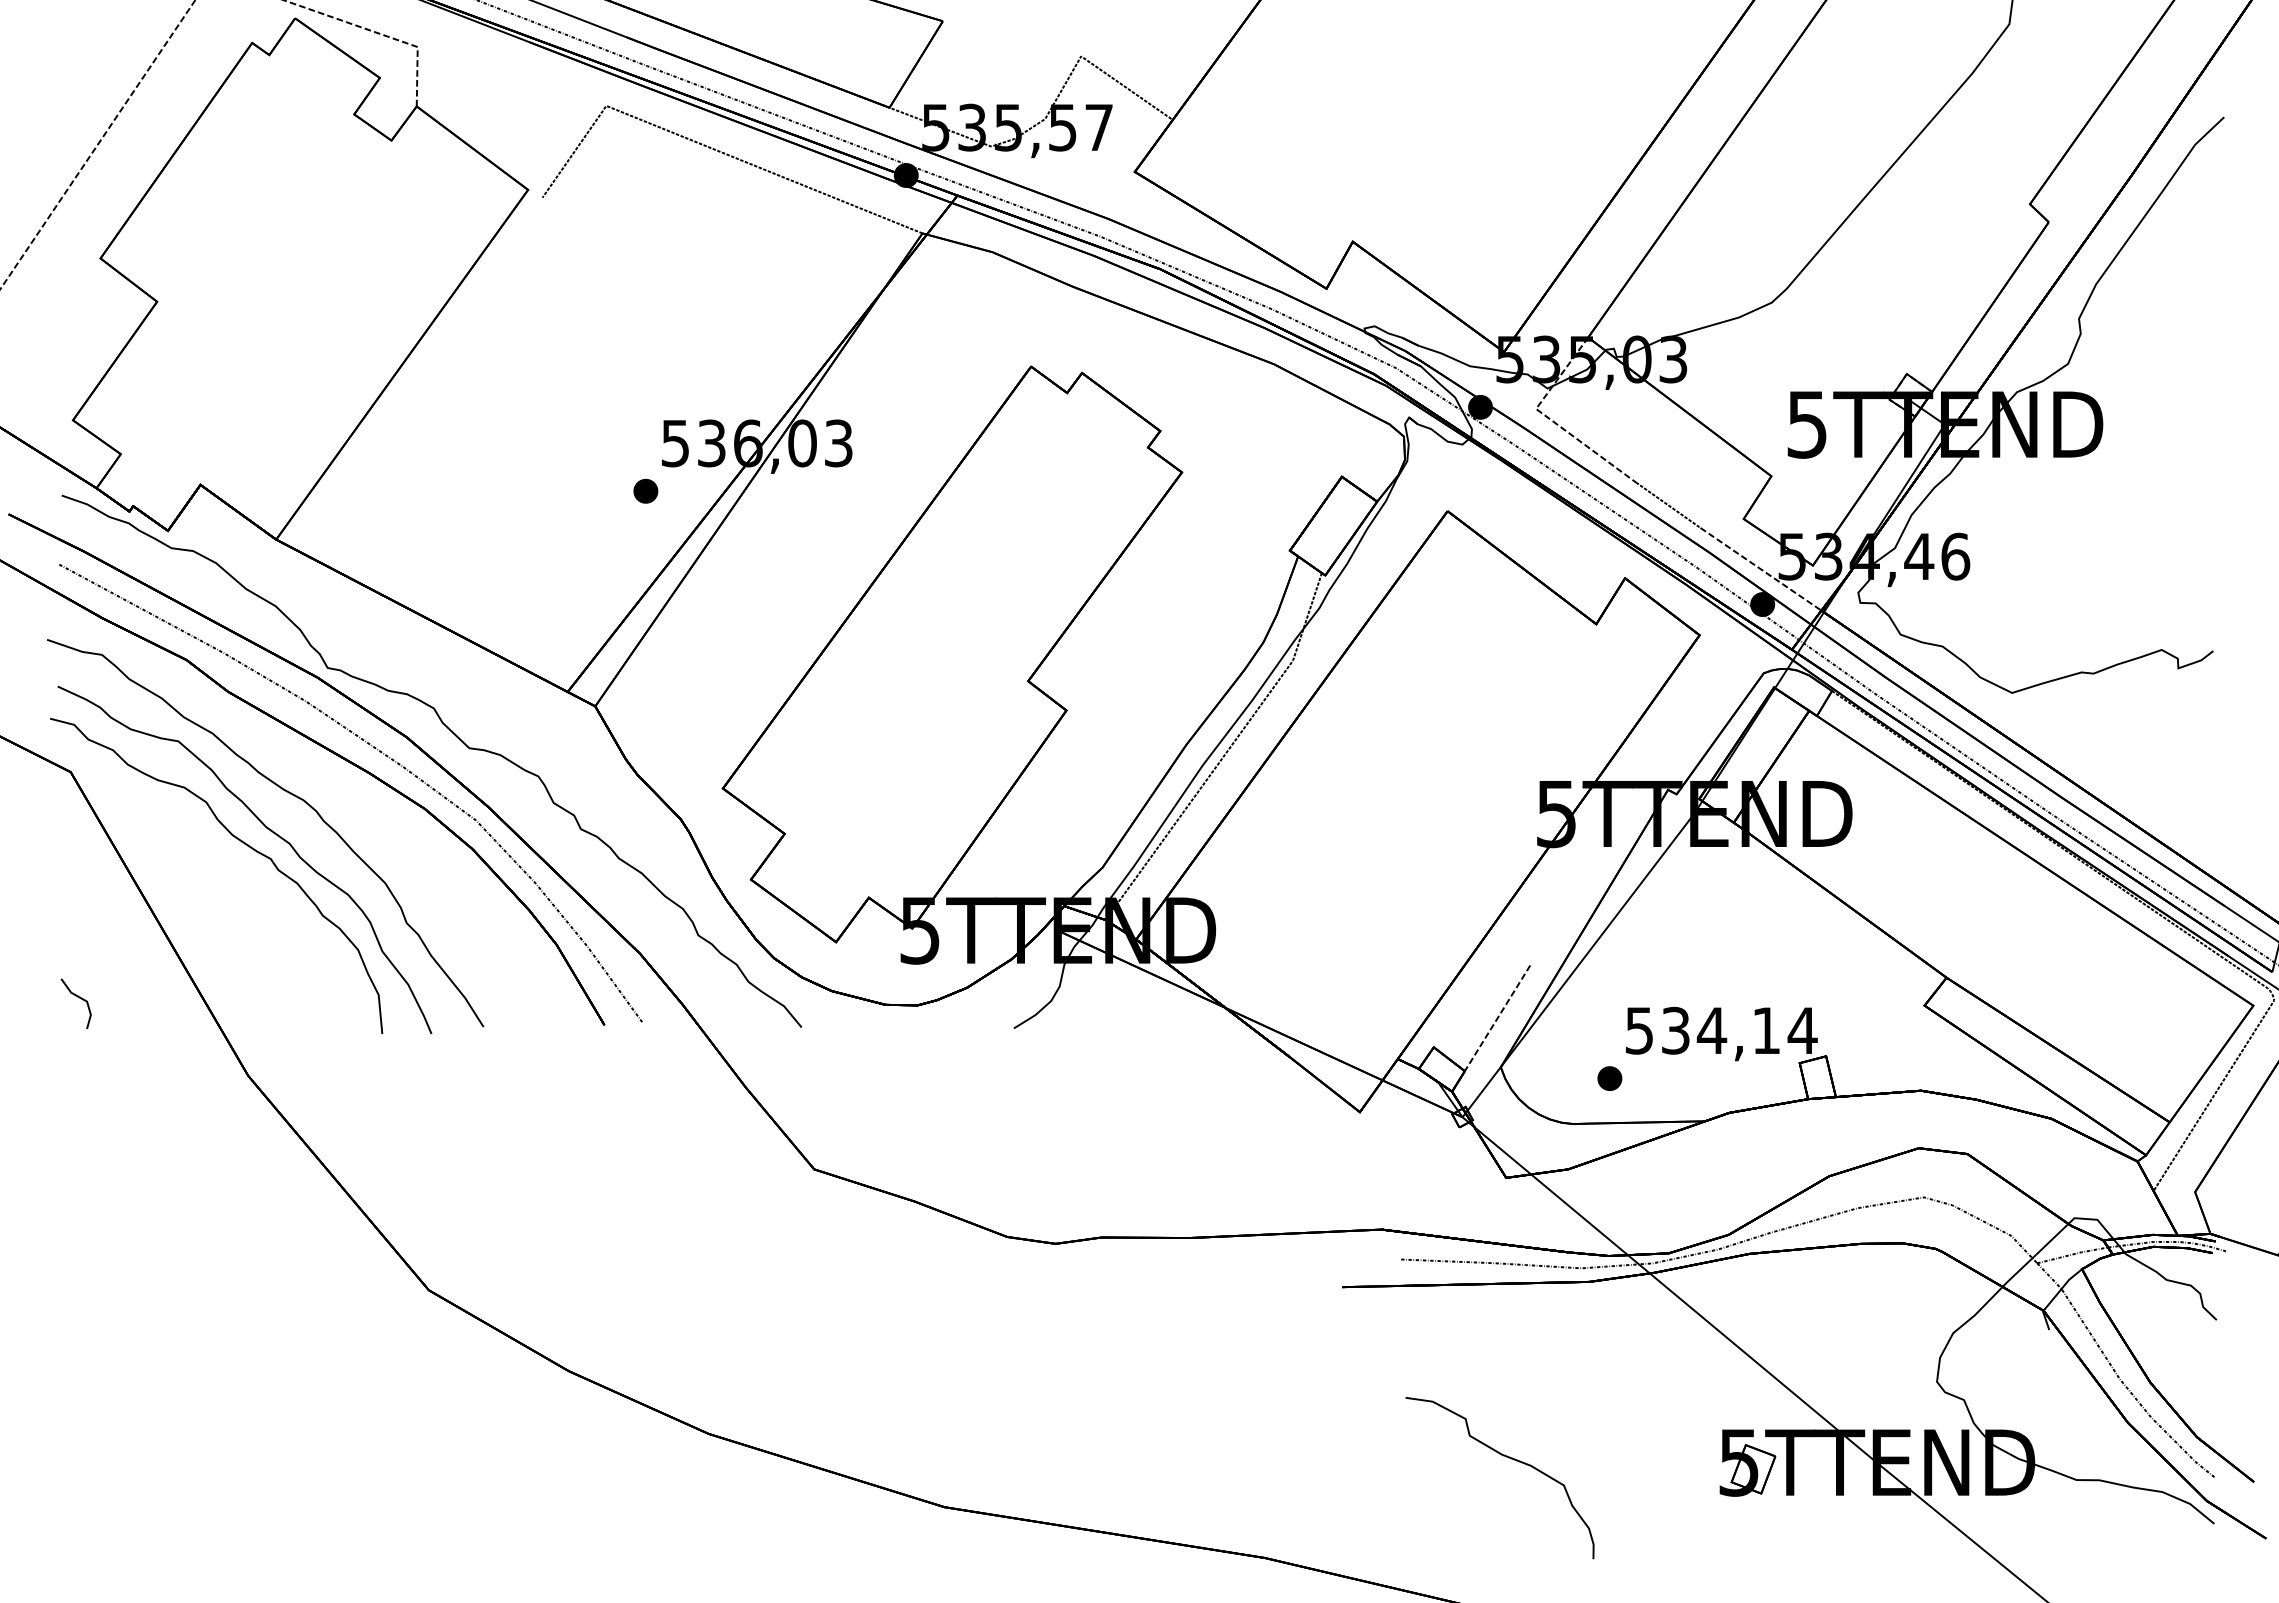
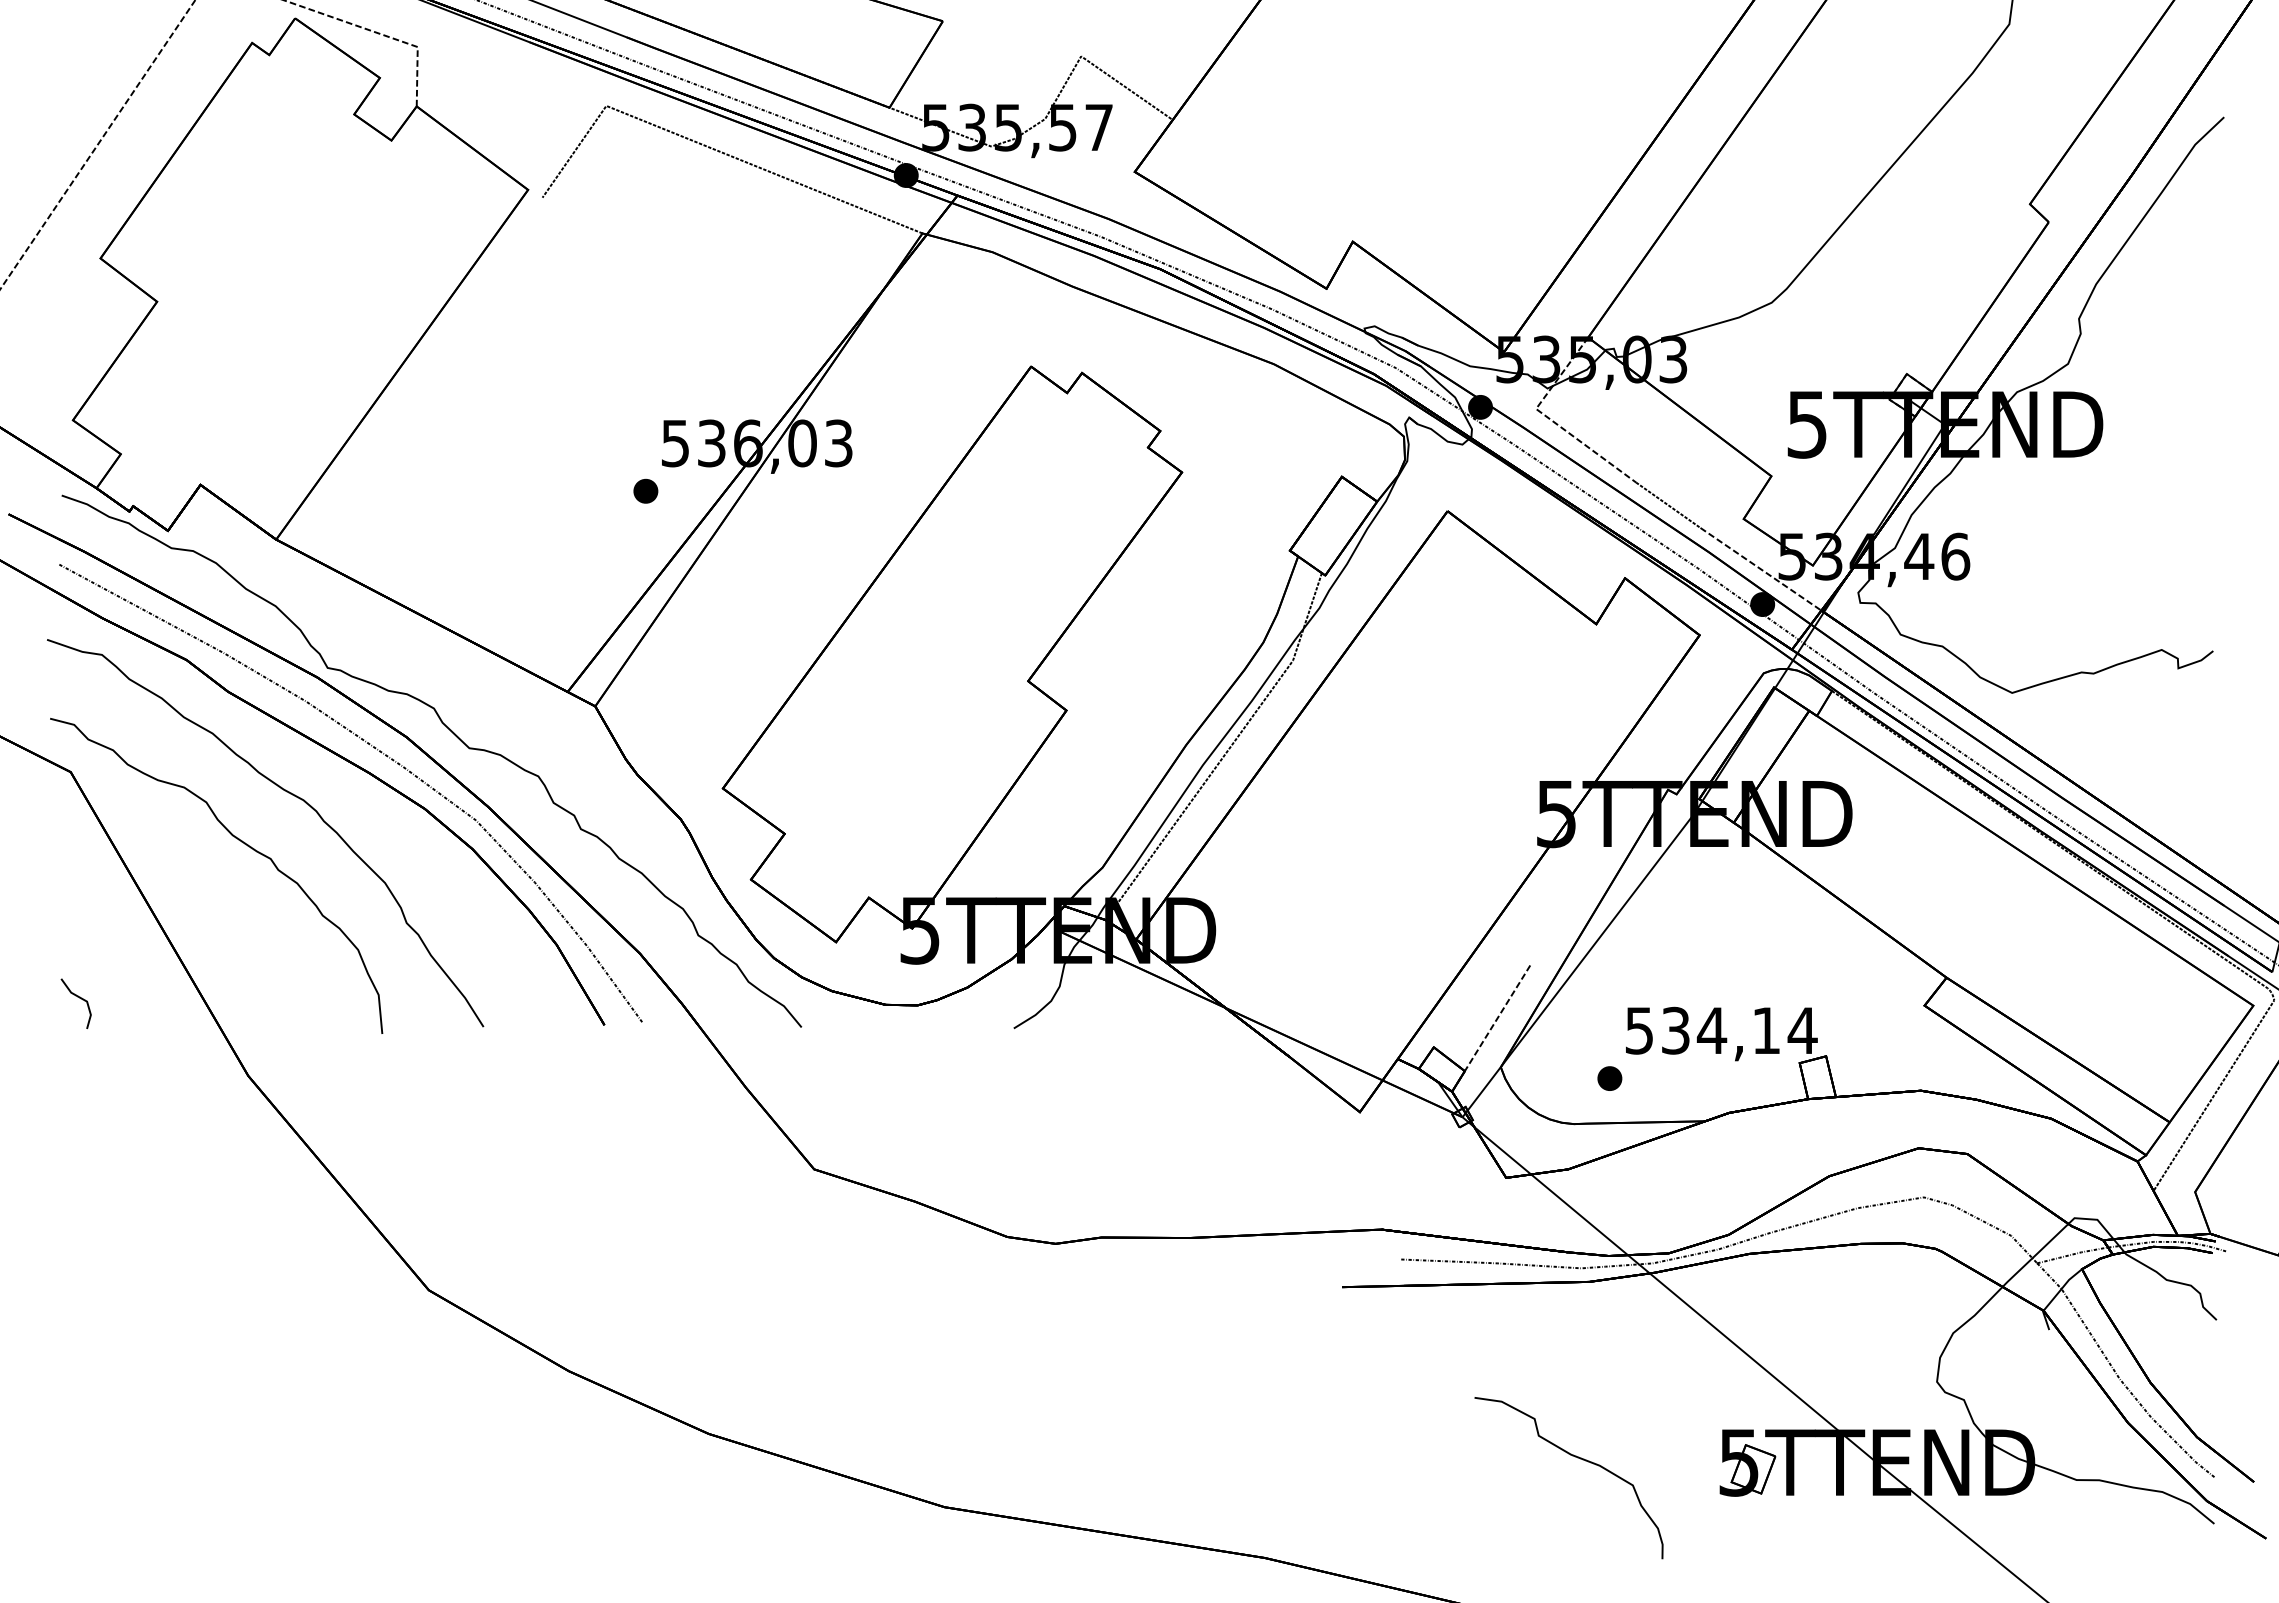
curve: present -> none (267, 829)
curve position: (1508, 1458) -> (1577, 1458) (1577, 1458)
